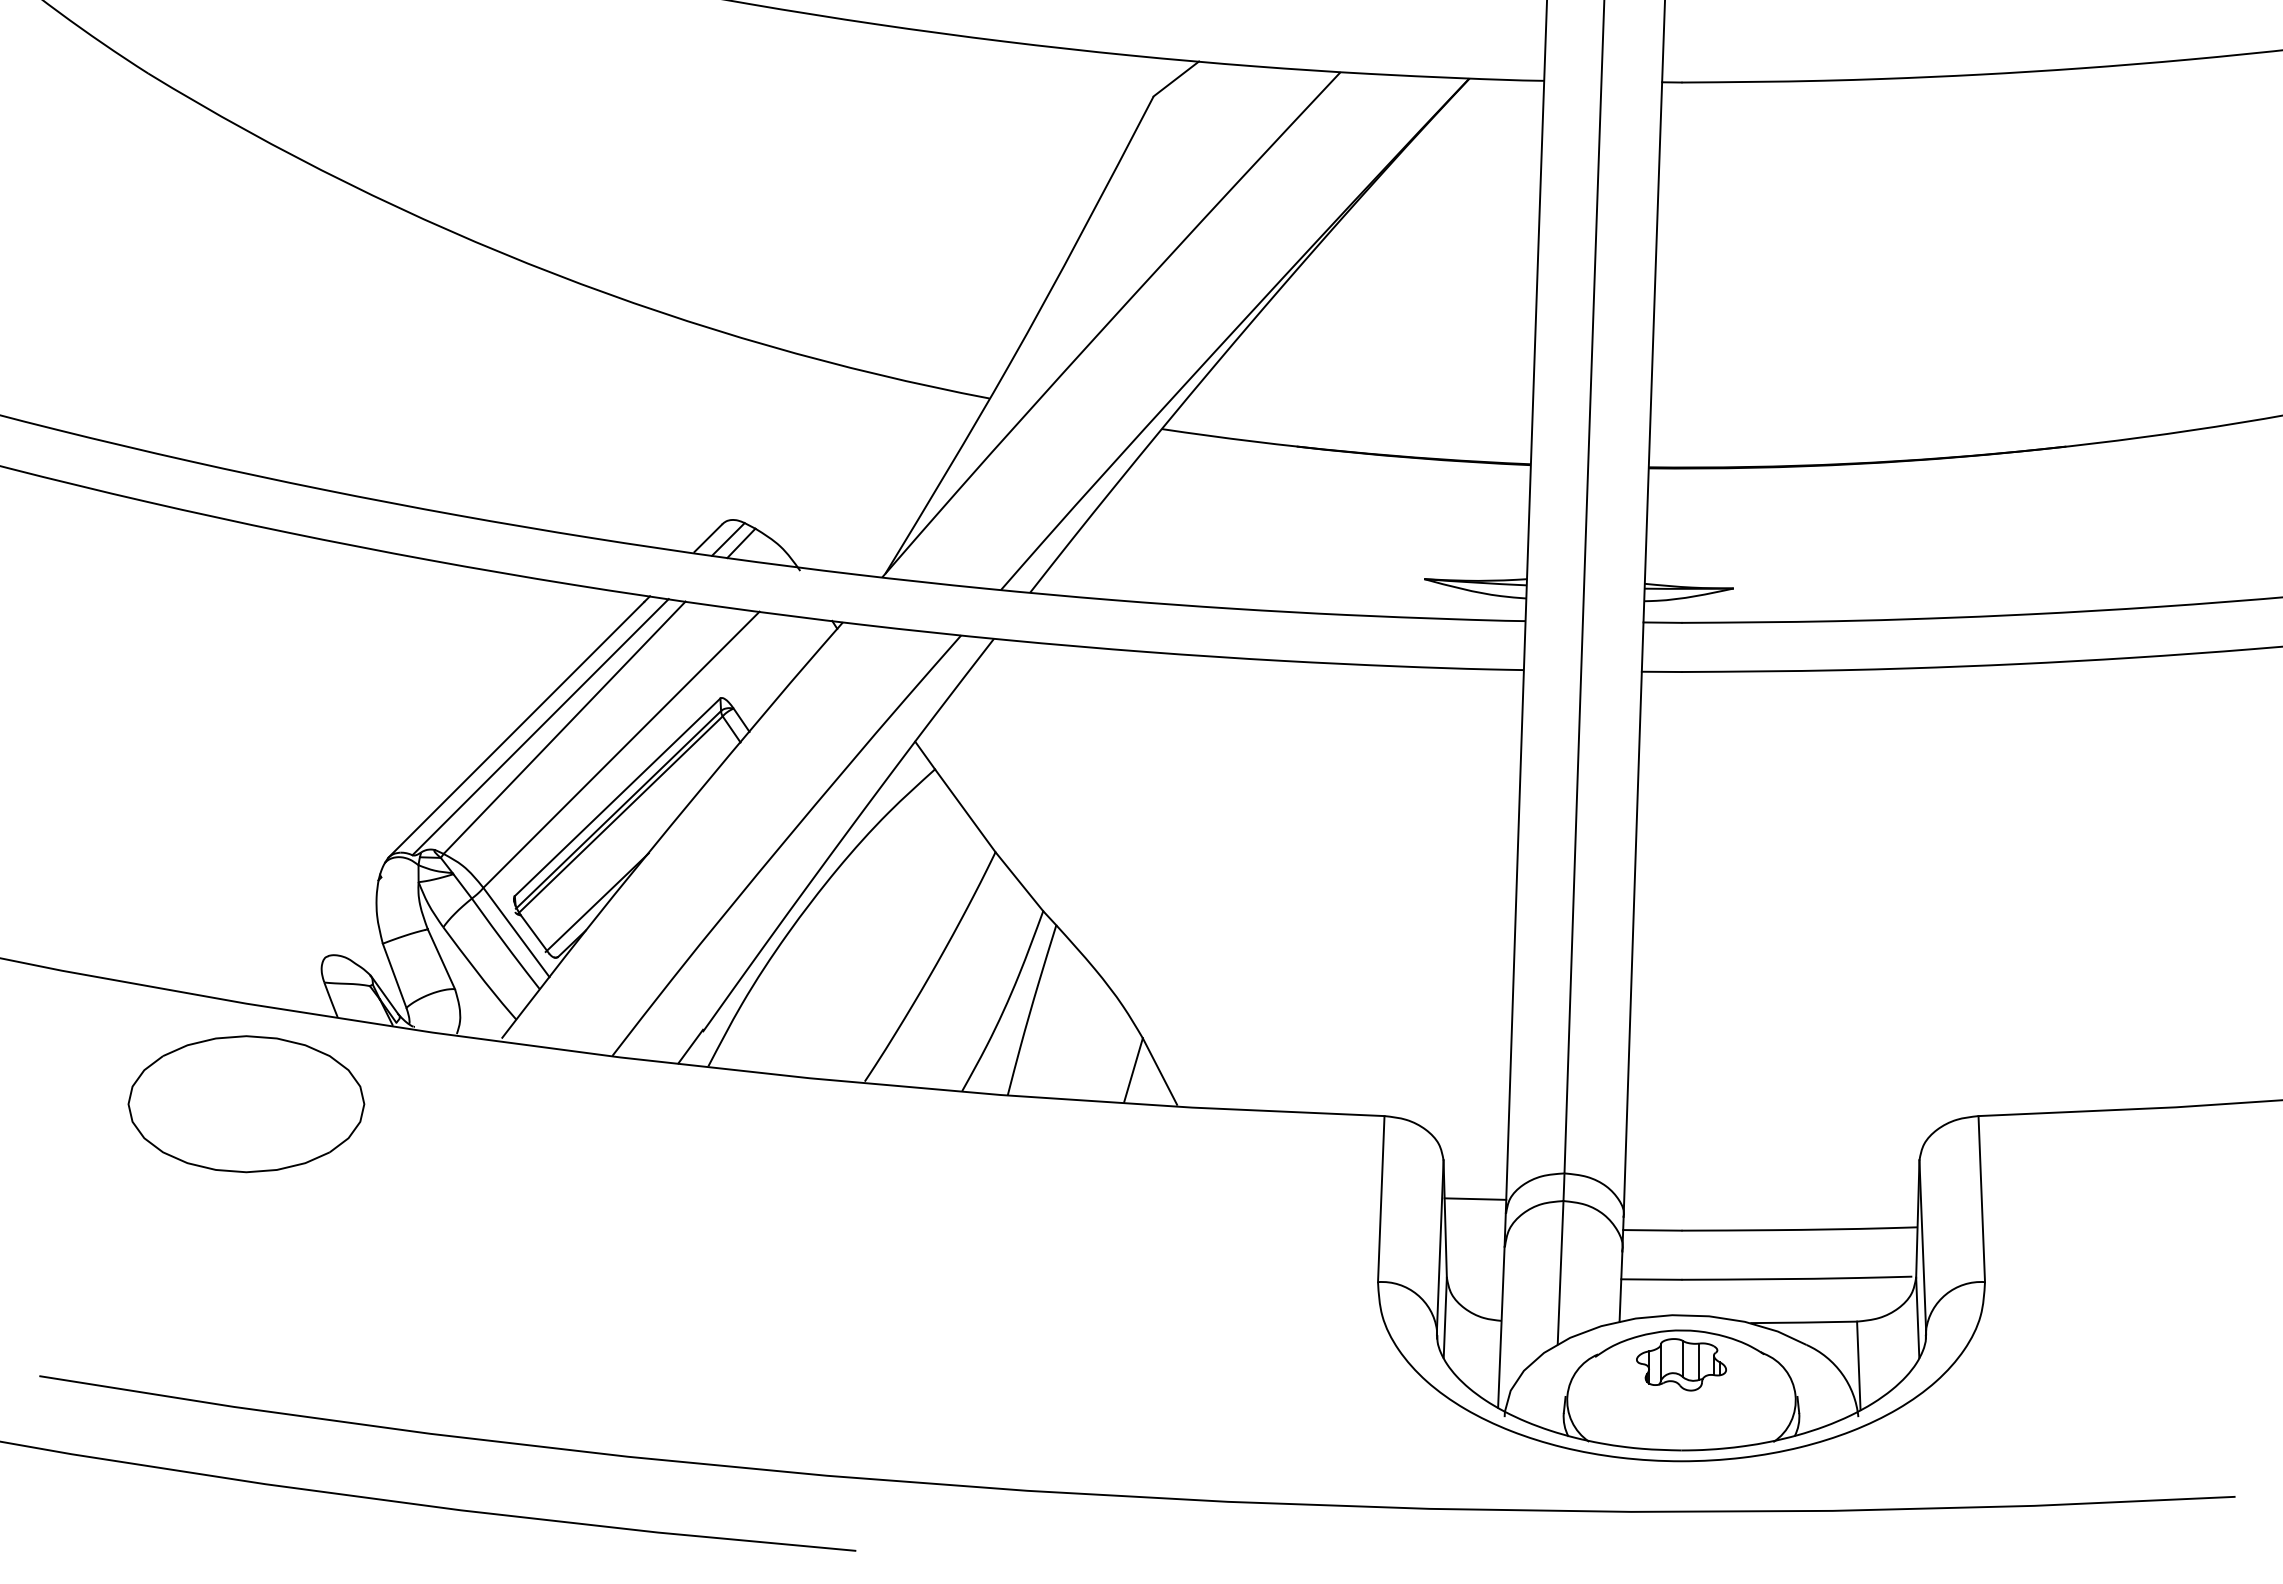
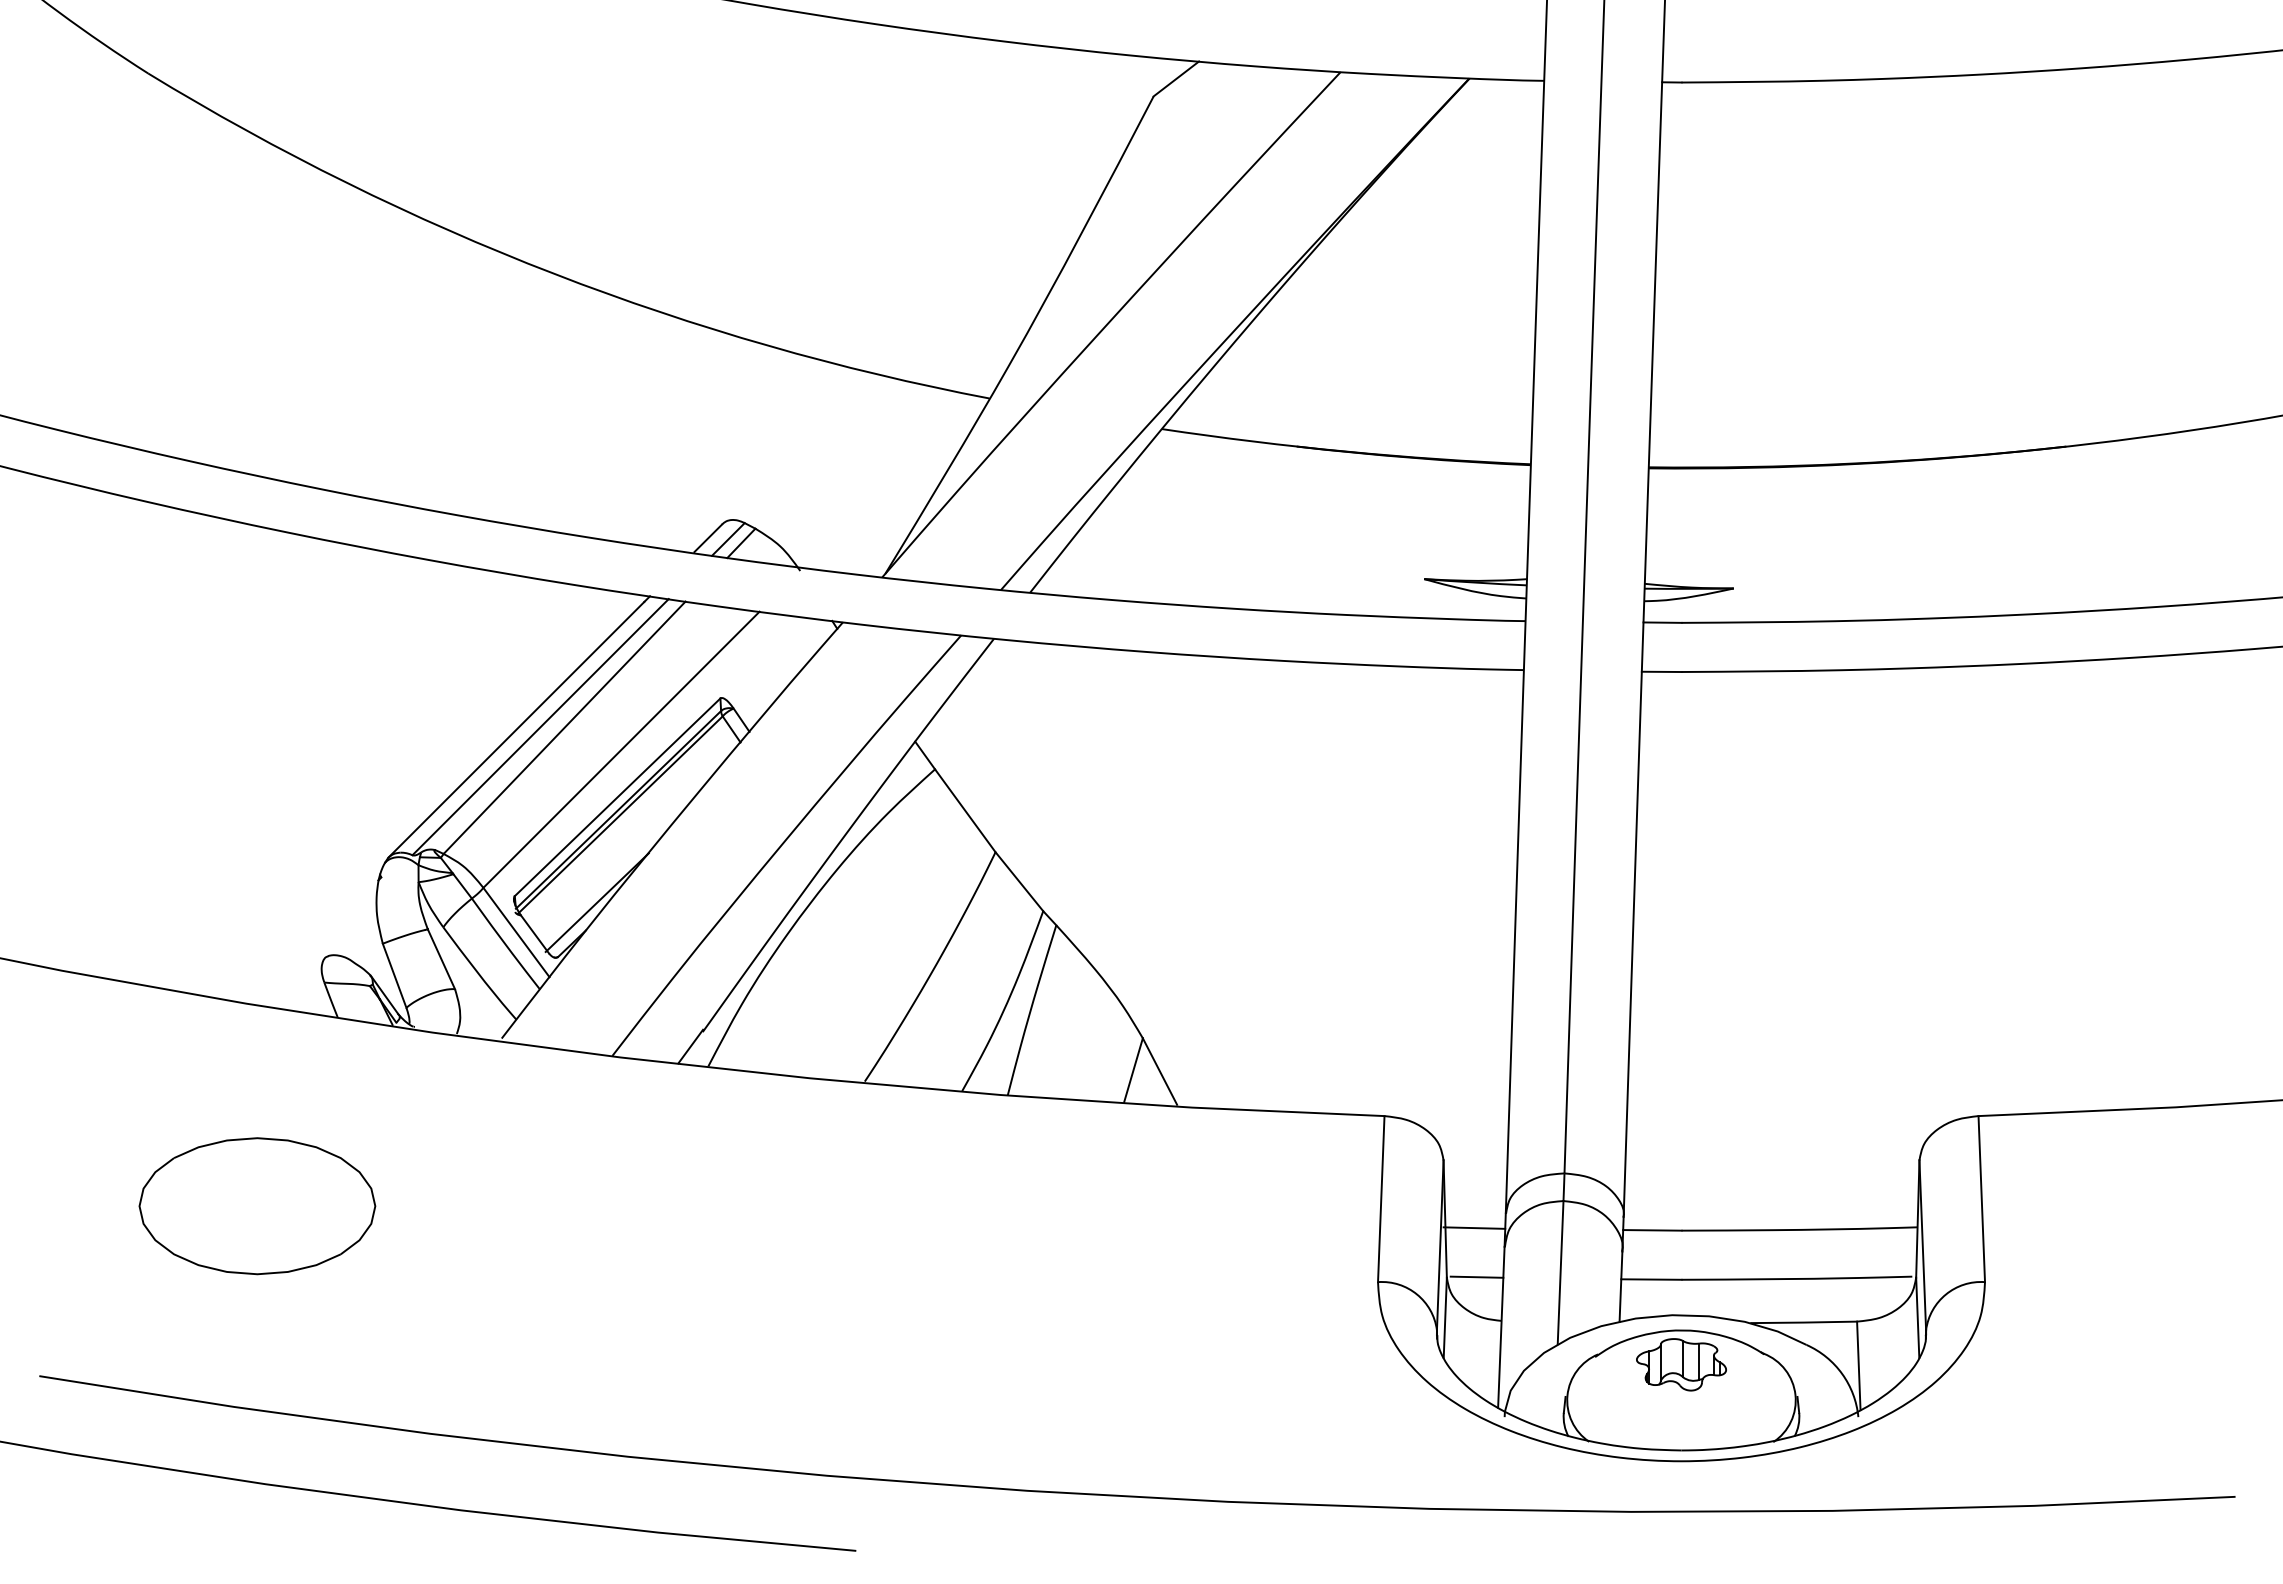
part position: (246, 1104) -> (257, 1206) (257, 1206)
line position: (1475, 1198) -> (1474, 1227) (1474, 1227)
line: none -> present (1476, 1276)
